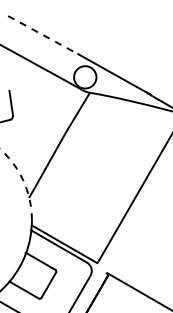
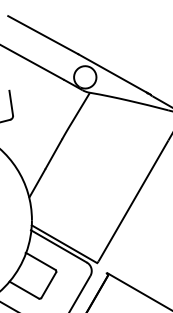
line: dashed -> solid (43, 35)
arc: dashed -> solid (23, 180)
